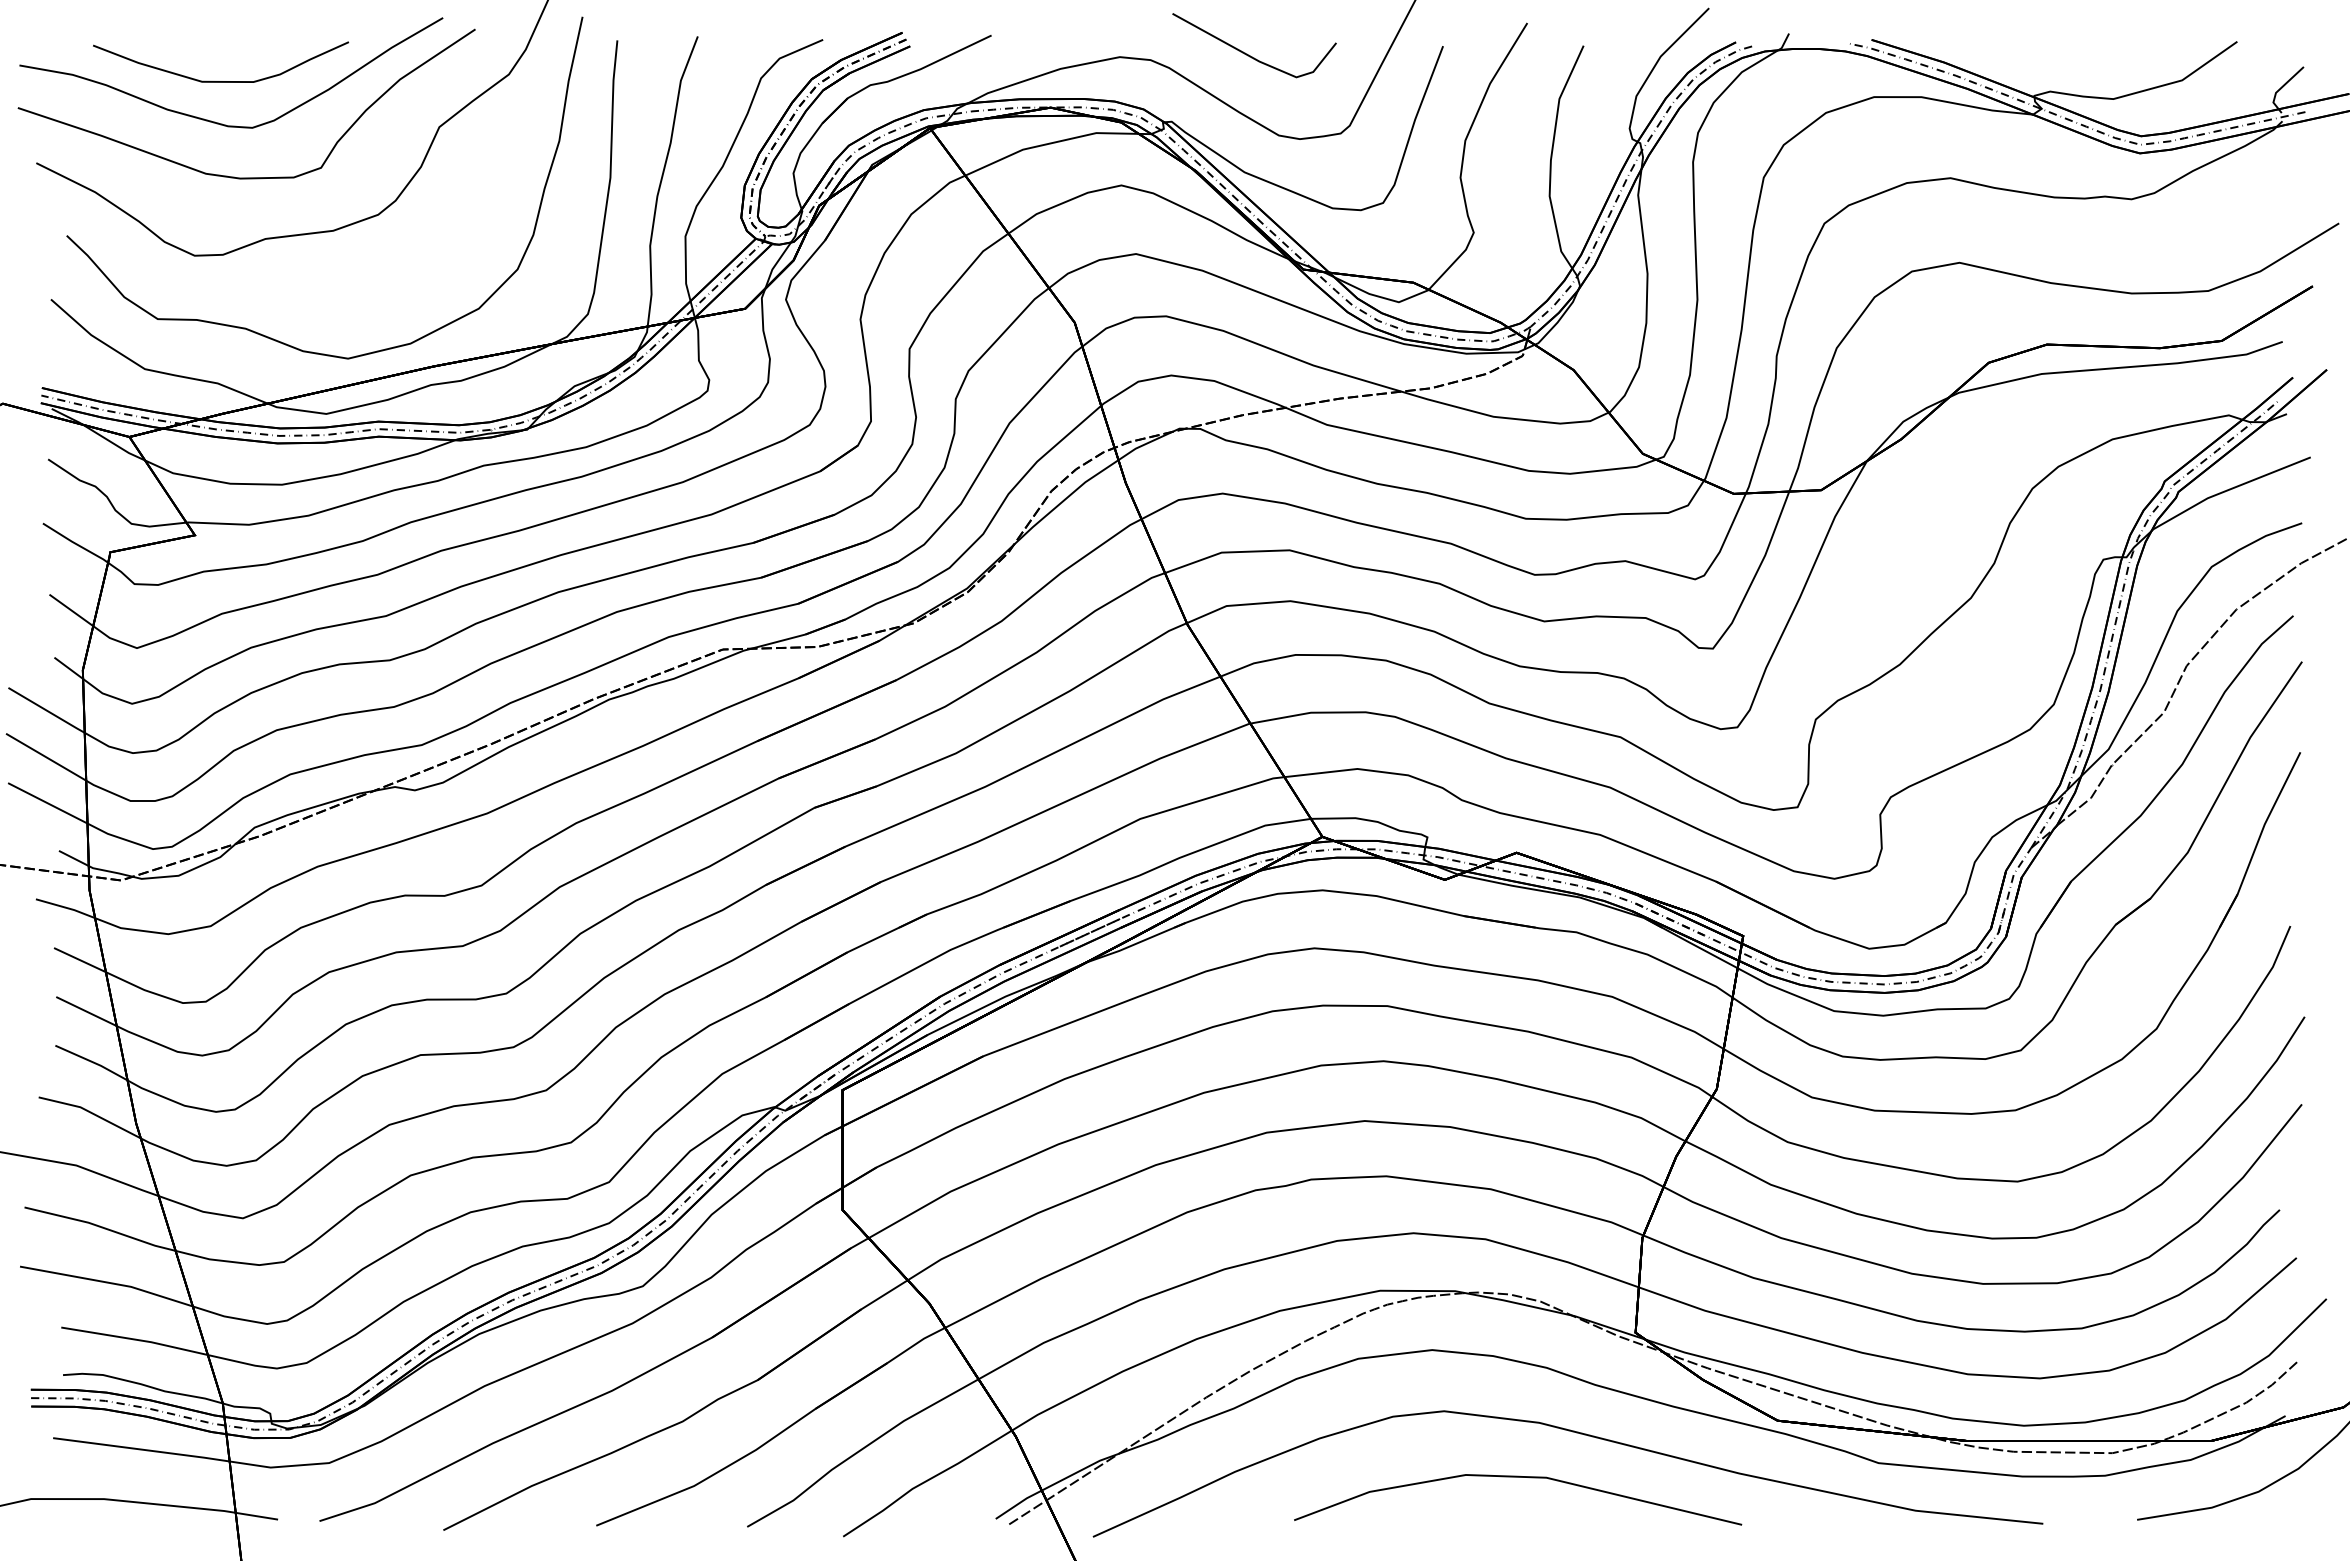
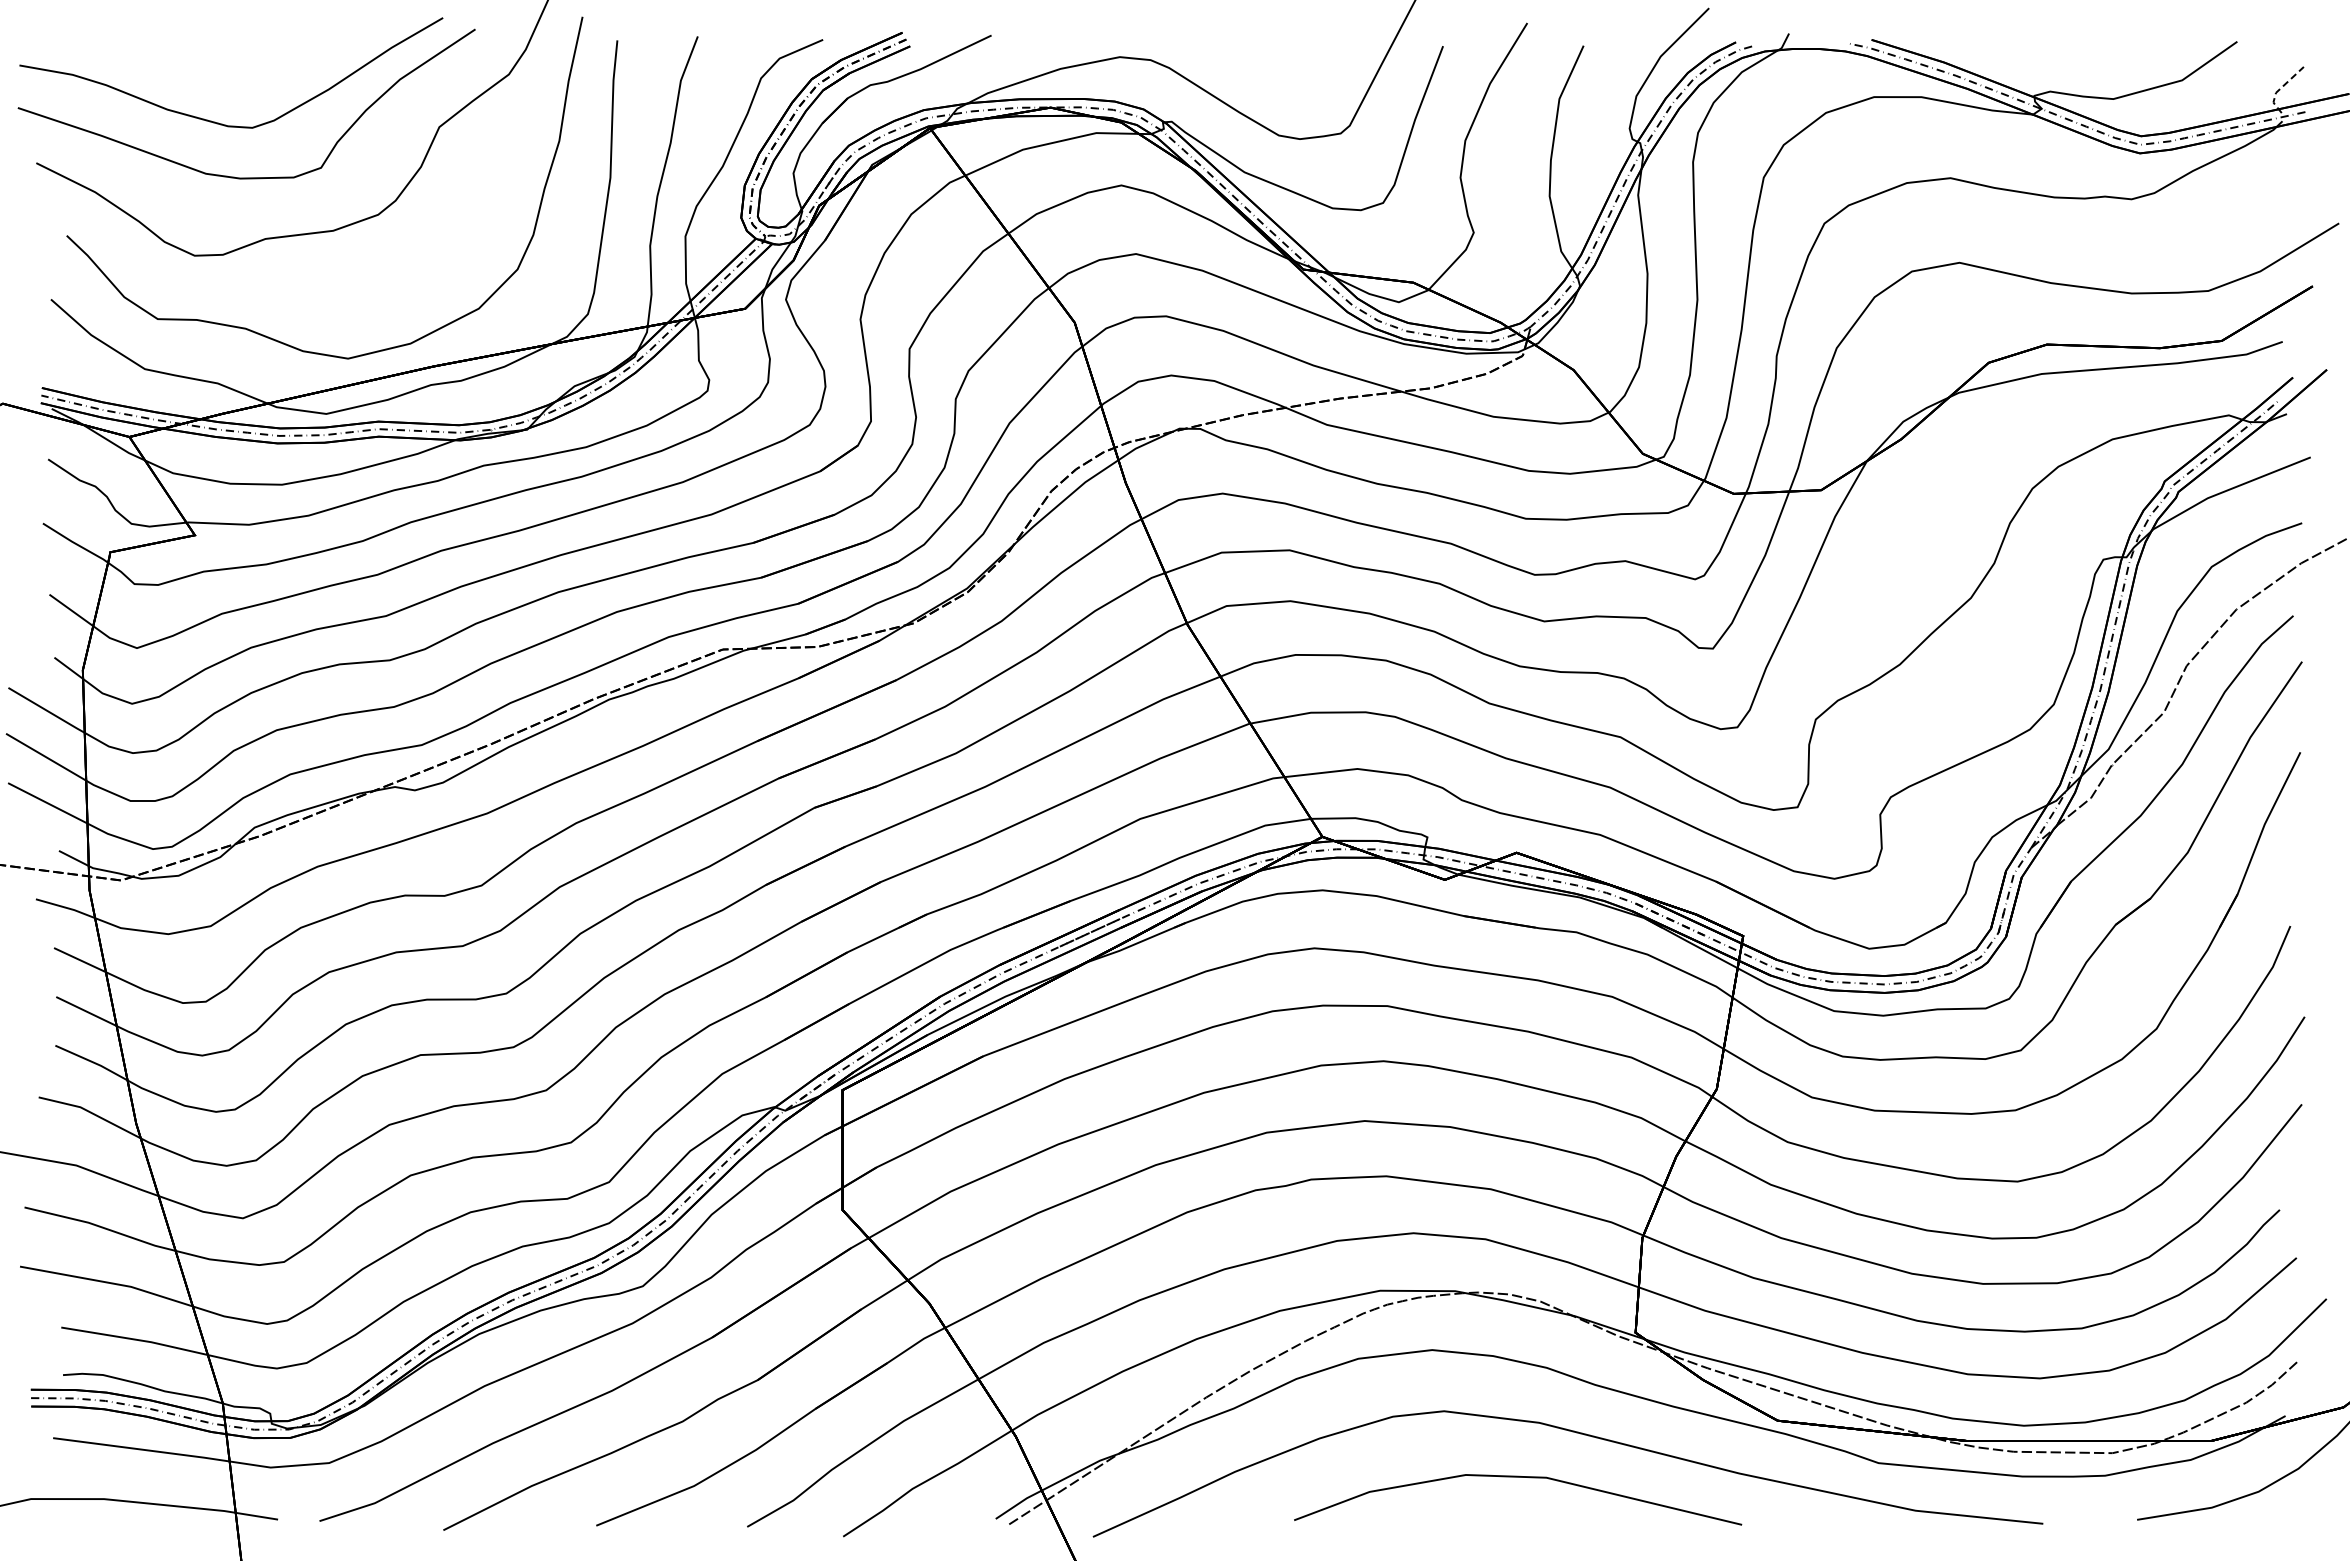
line: present -> none (1247, 53)
curve: present -> none (221, 81)
line: solid -> dashed (2280, 88)
